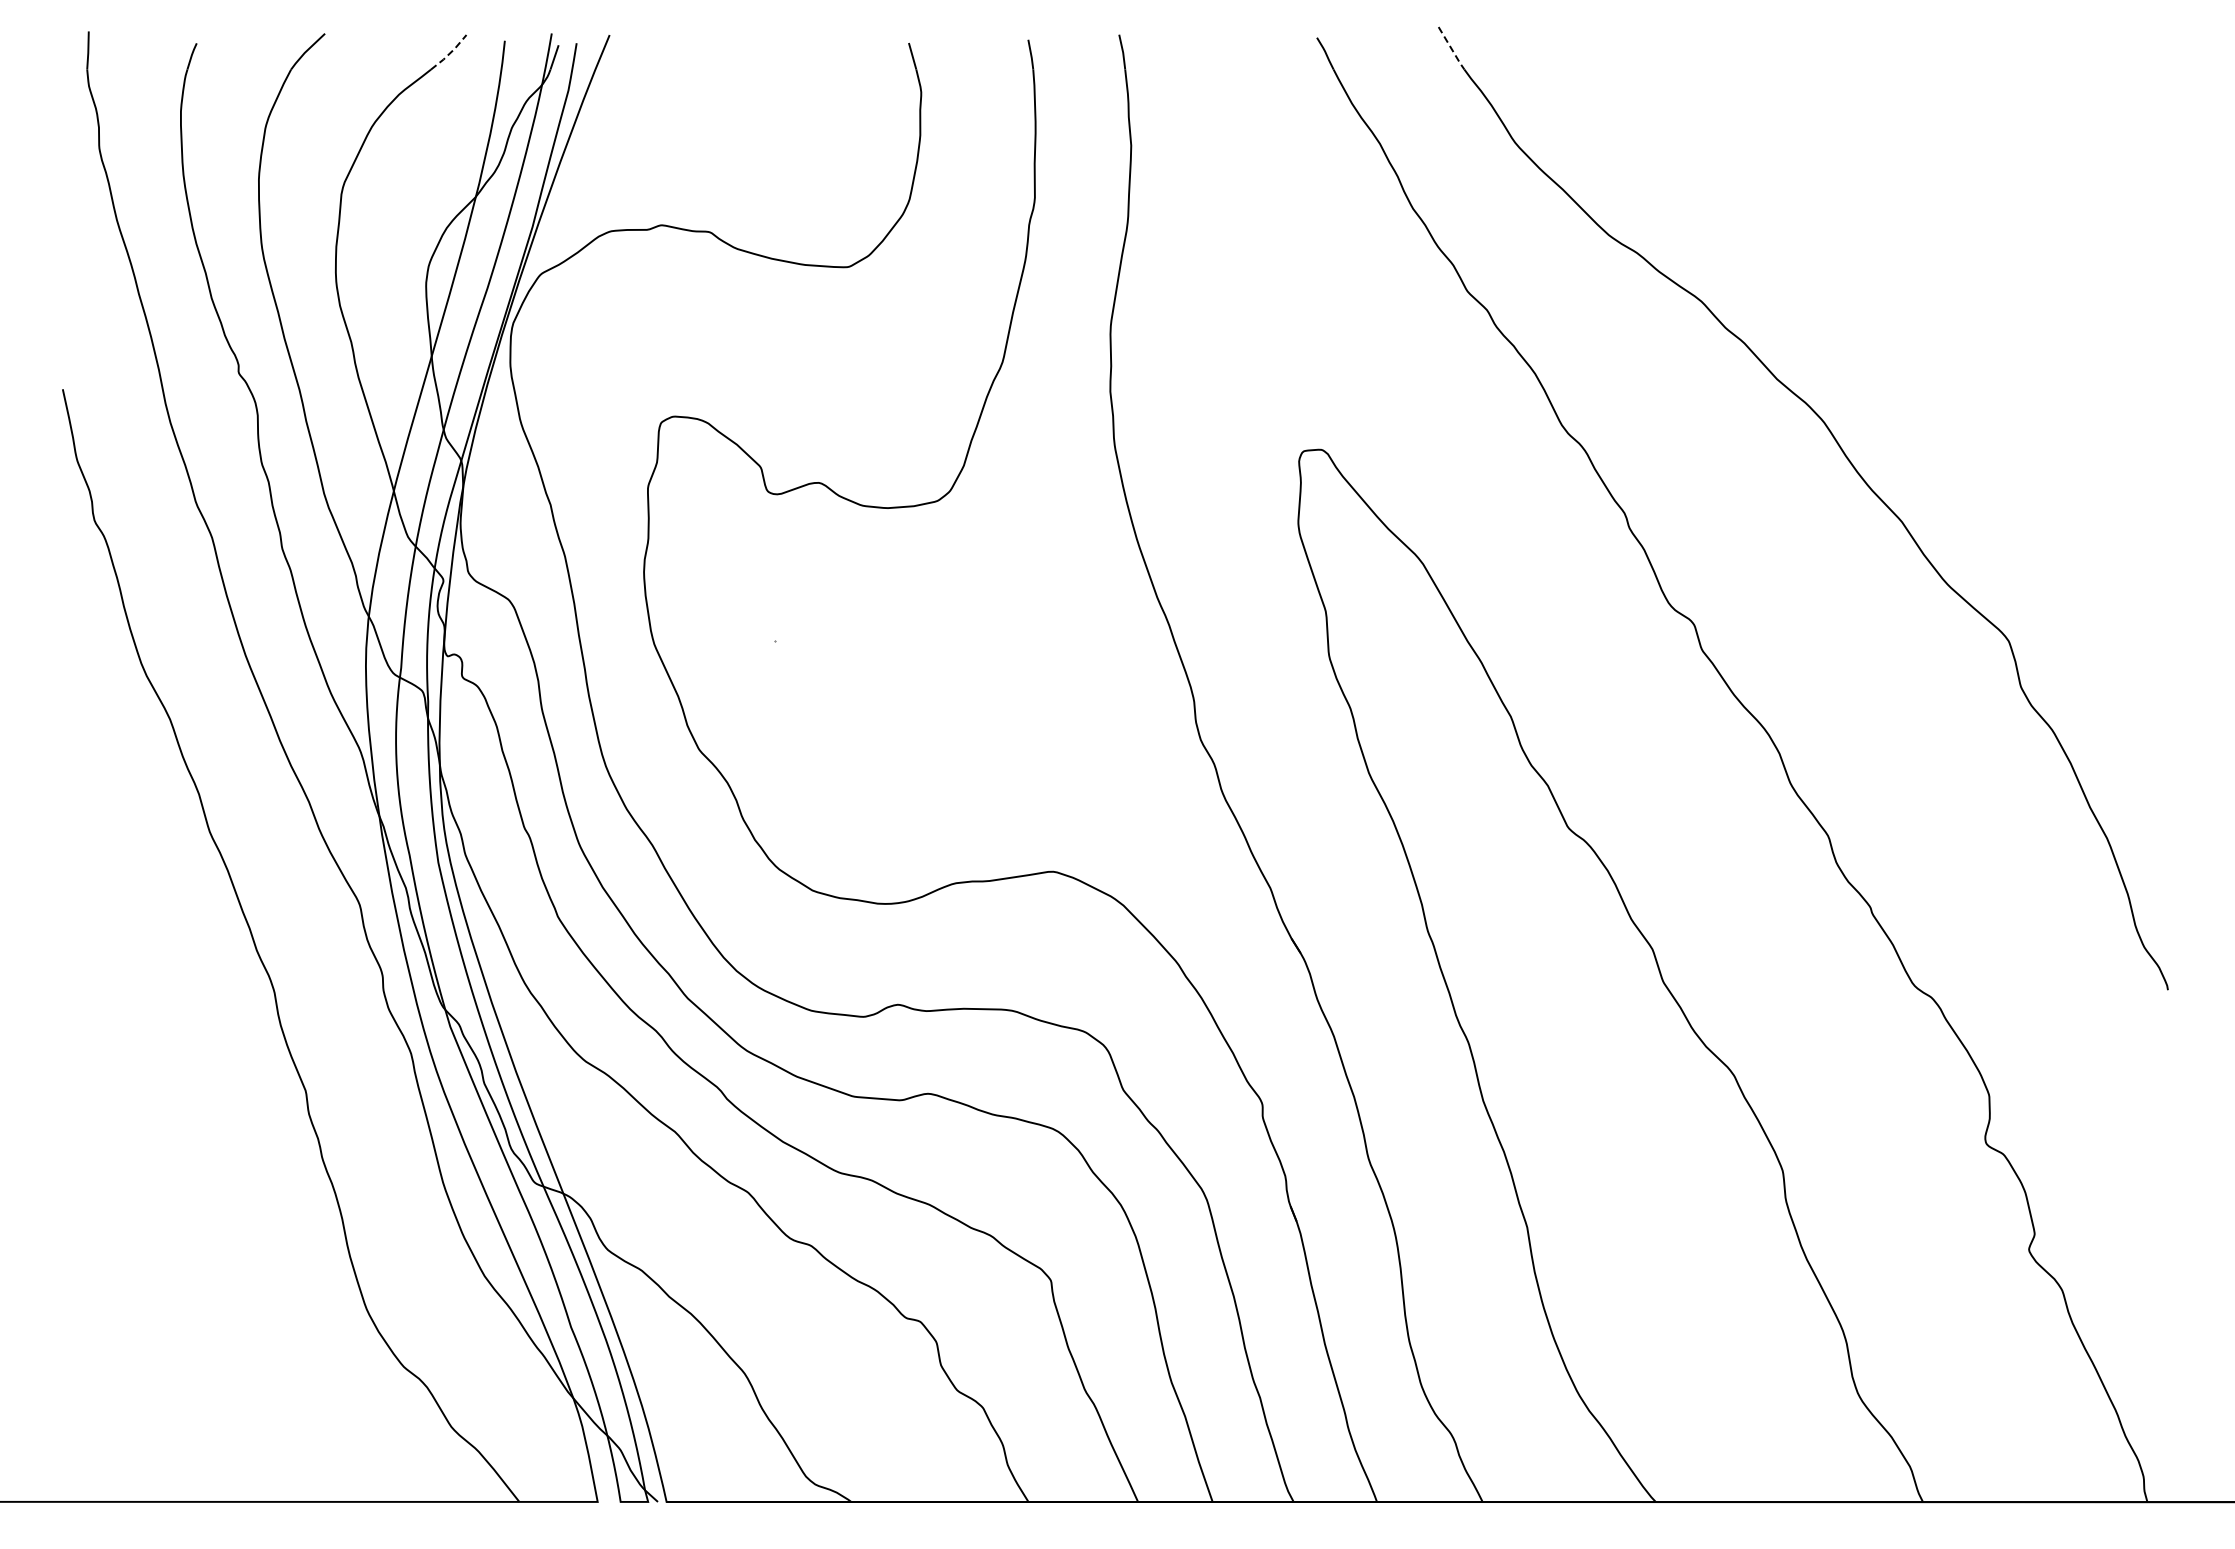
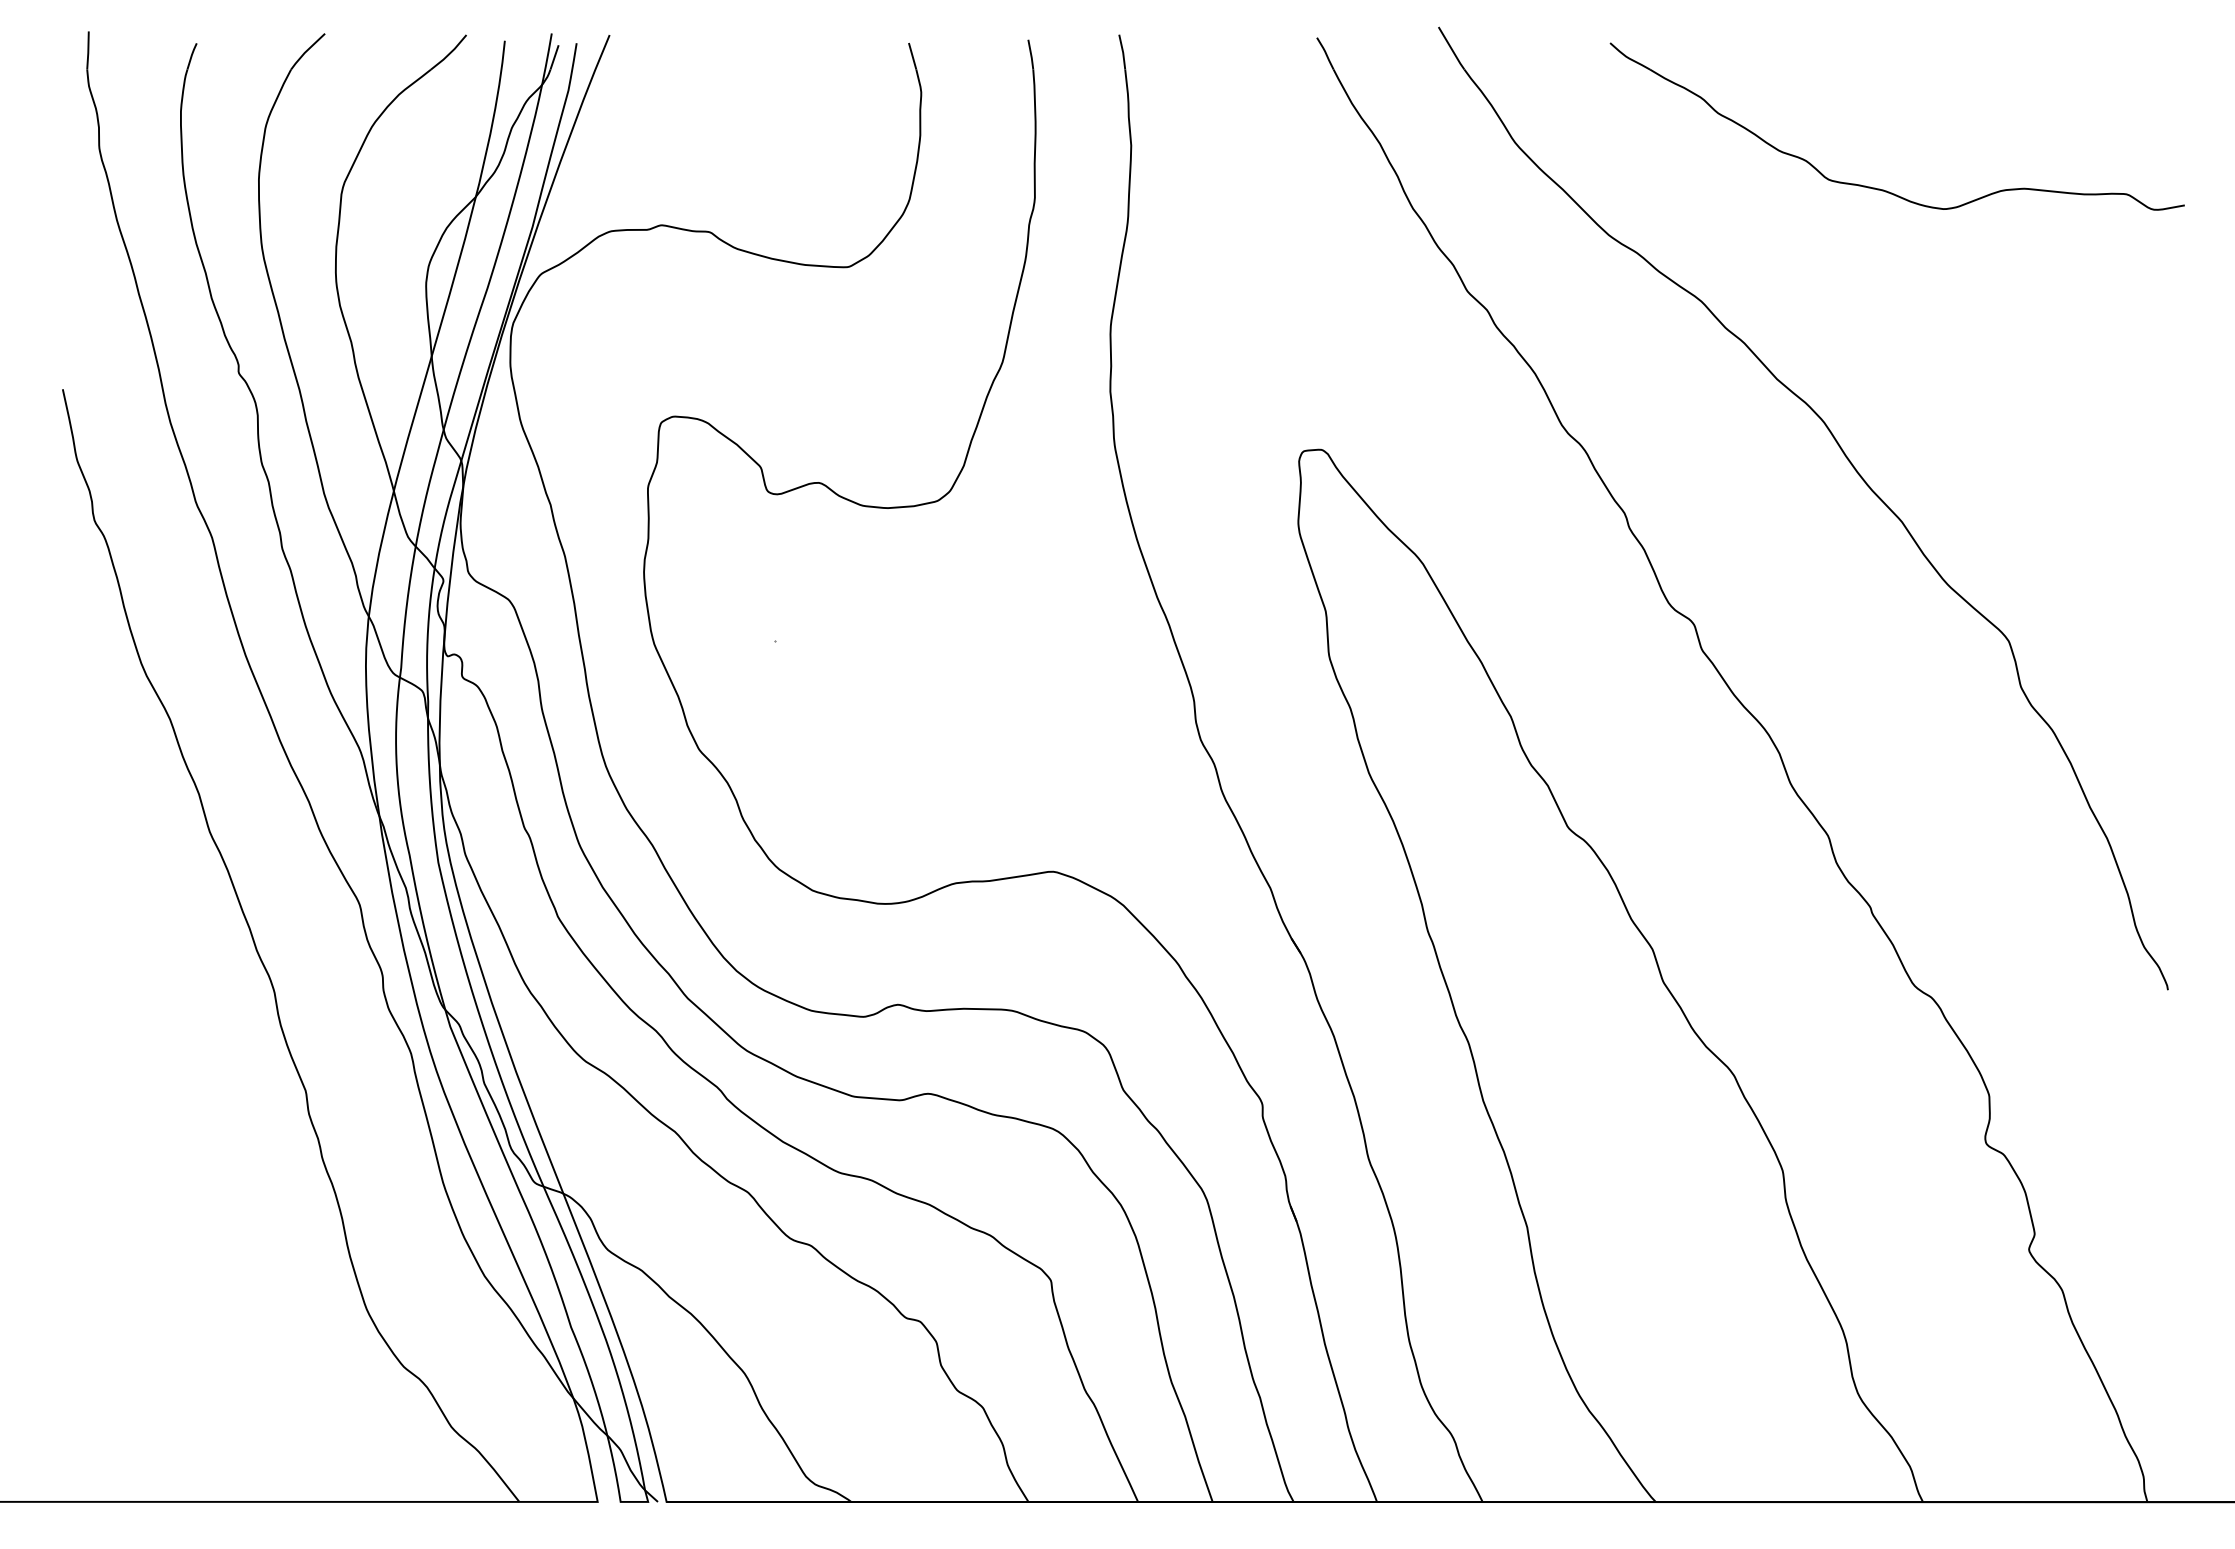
line: dashed -> solid (1451, 49)
line: dashed -> solid (449, 53)
part: none -> present (1879, 188)
